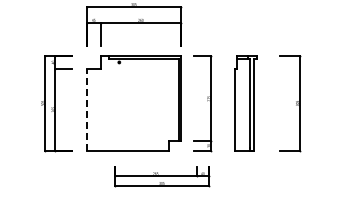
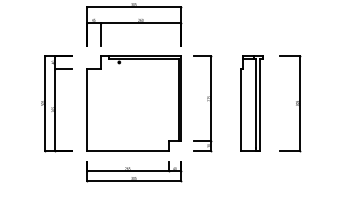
part position: (245, 103) -> (251, 103) (251, 103)
line: dashed -> solid (86, 109)
part position: (162, 176) -> (134, 171) (134, 171)
